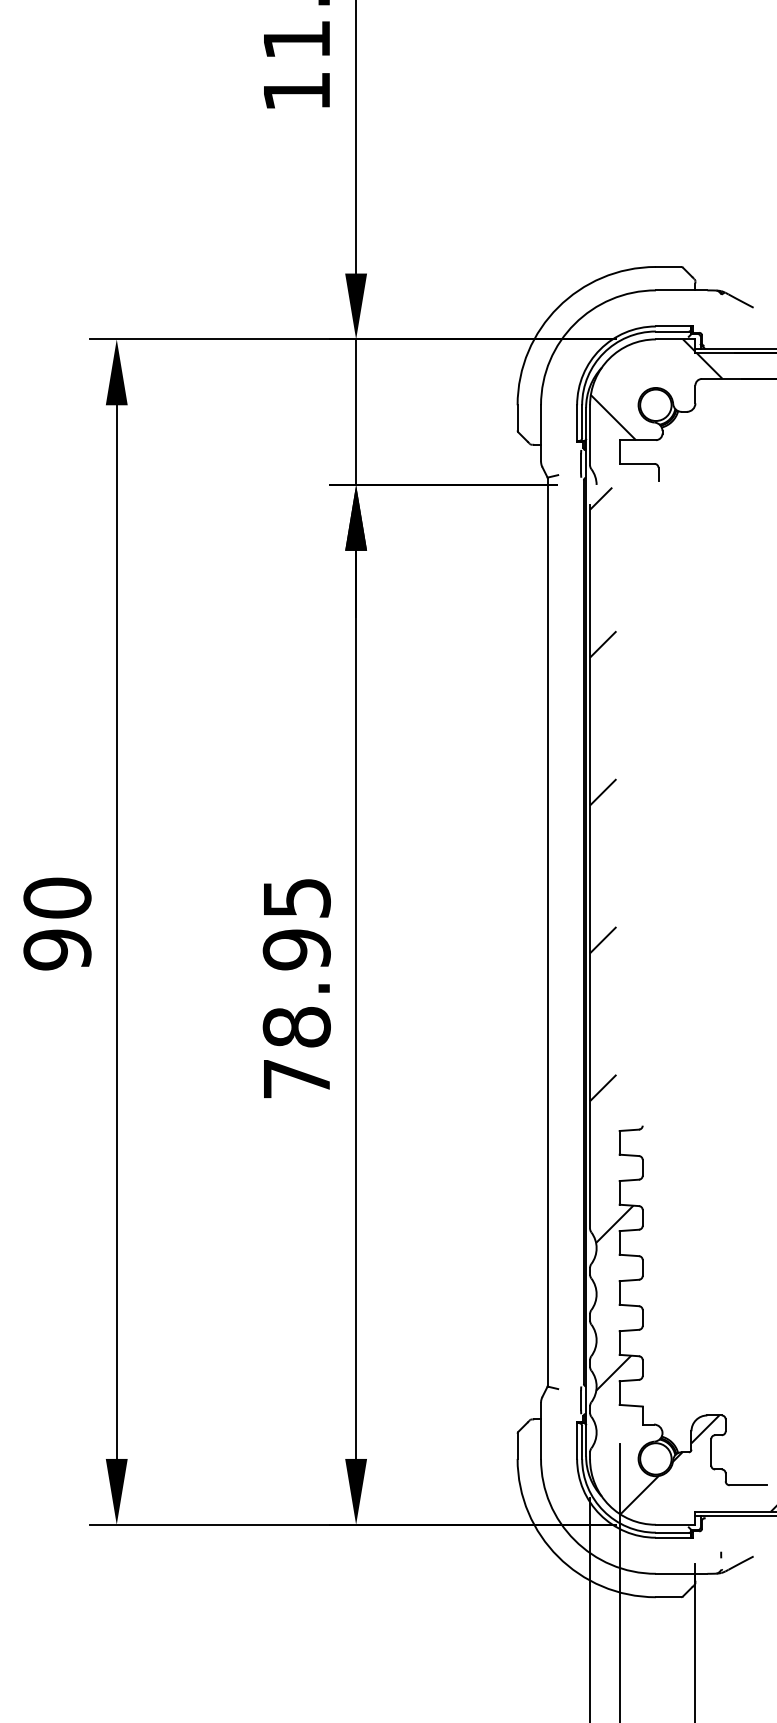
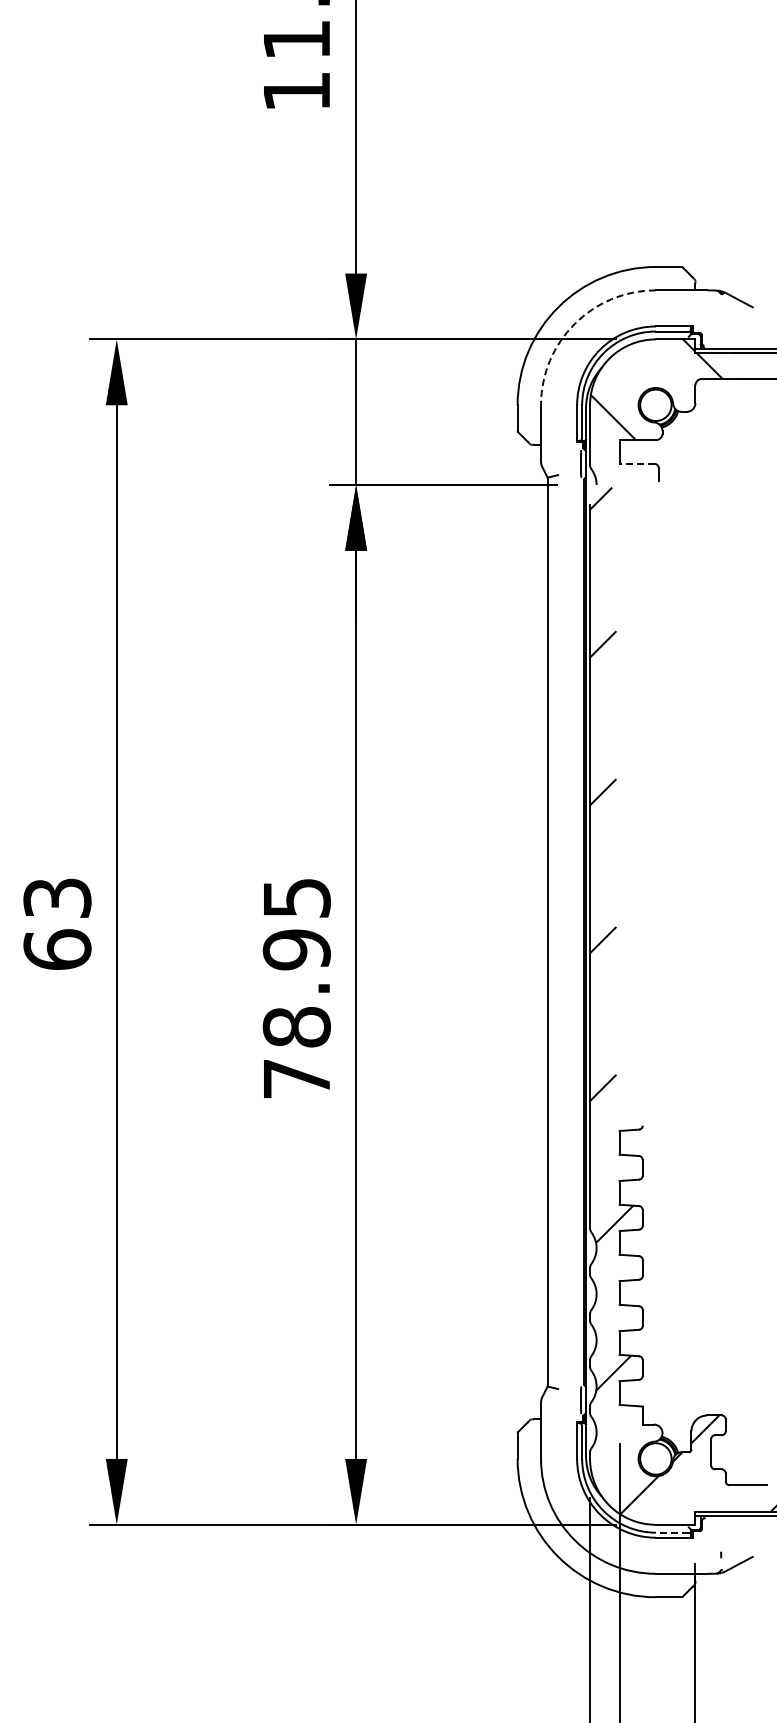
arc: solid -> dashed (574, 324)
line: solid -> dashed (636, 463)
text: 90 -> 63 (57, 923)
line: solid -> dashed (671, 1532)
